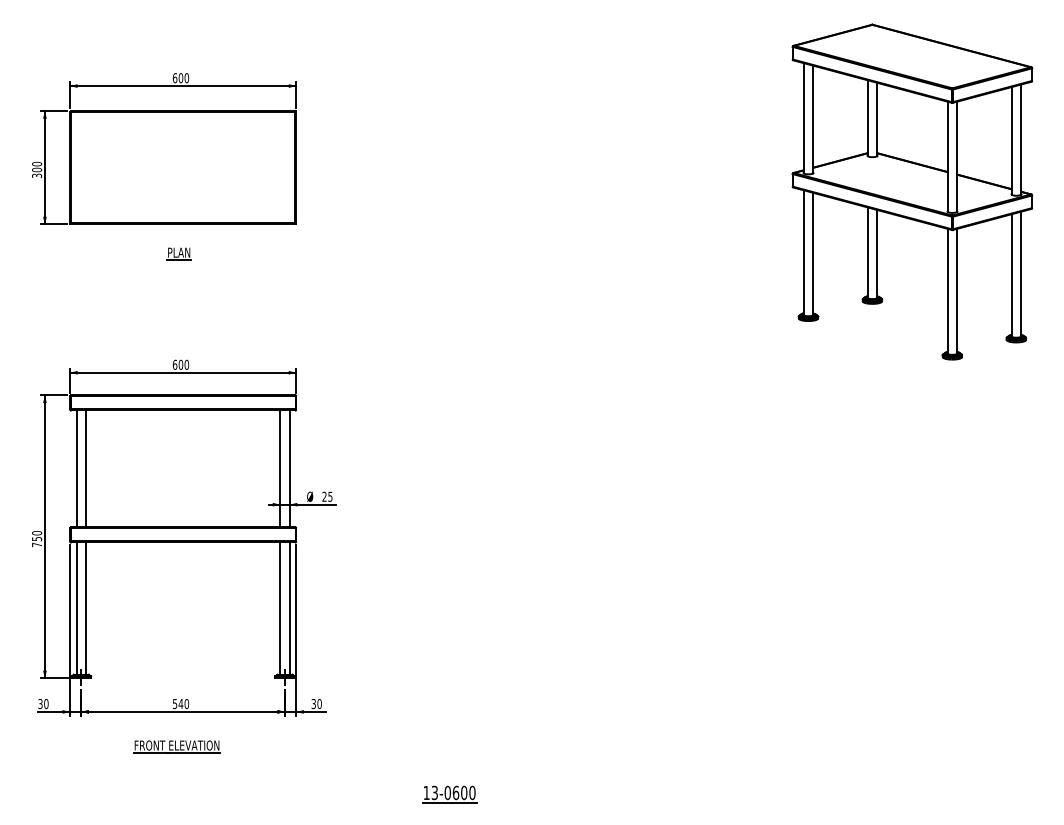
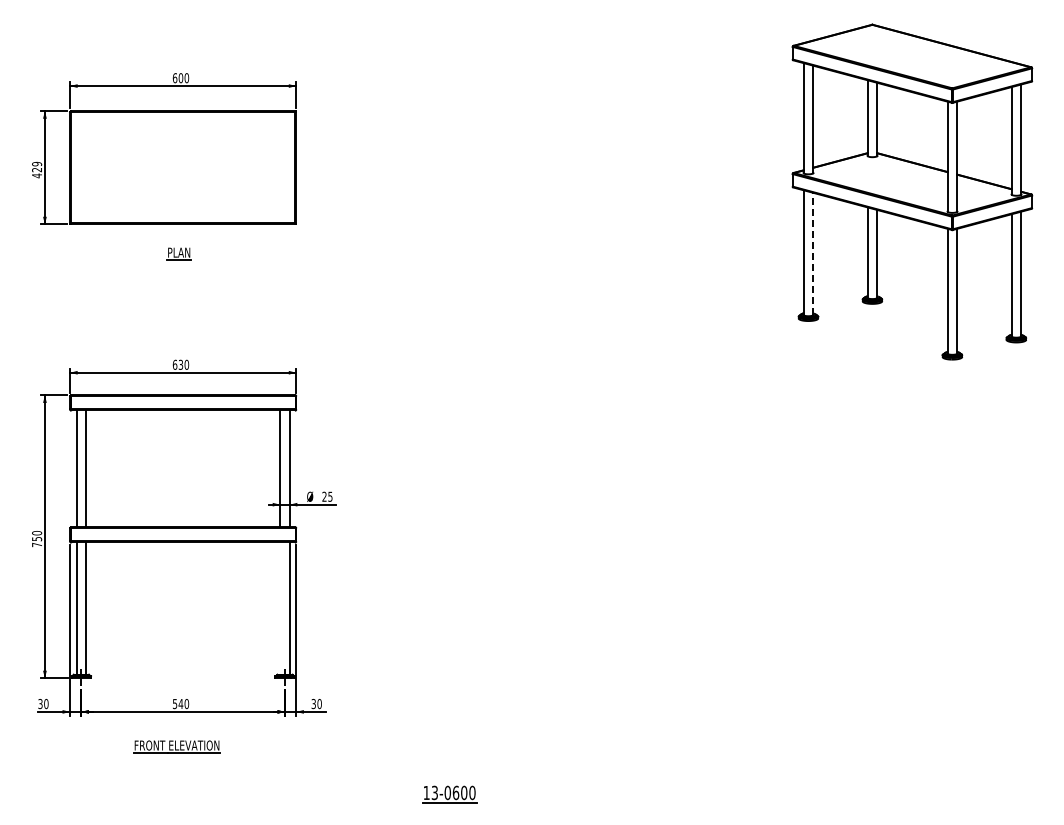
text: 300 -> 429 (37, 170)
line: solid -> dashed (813, 253)
text: 600 -> 630 (180, 364)
line: present -> none (280, 608)
